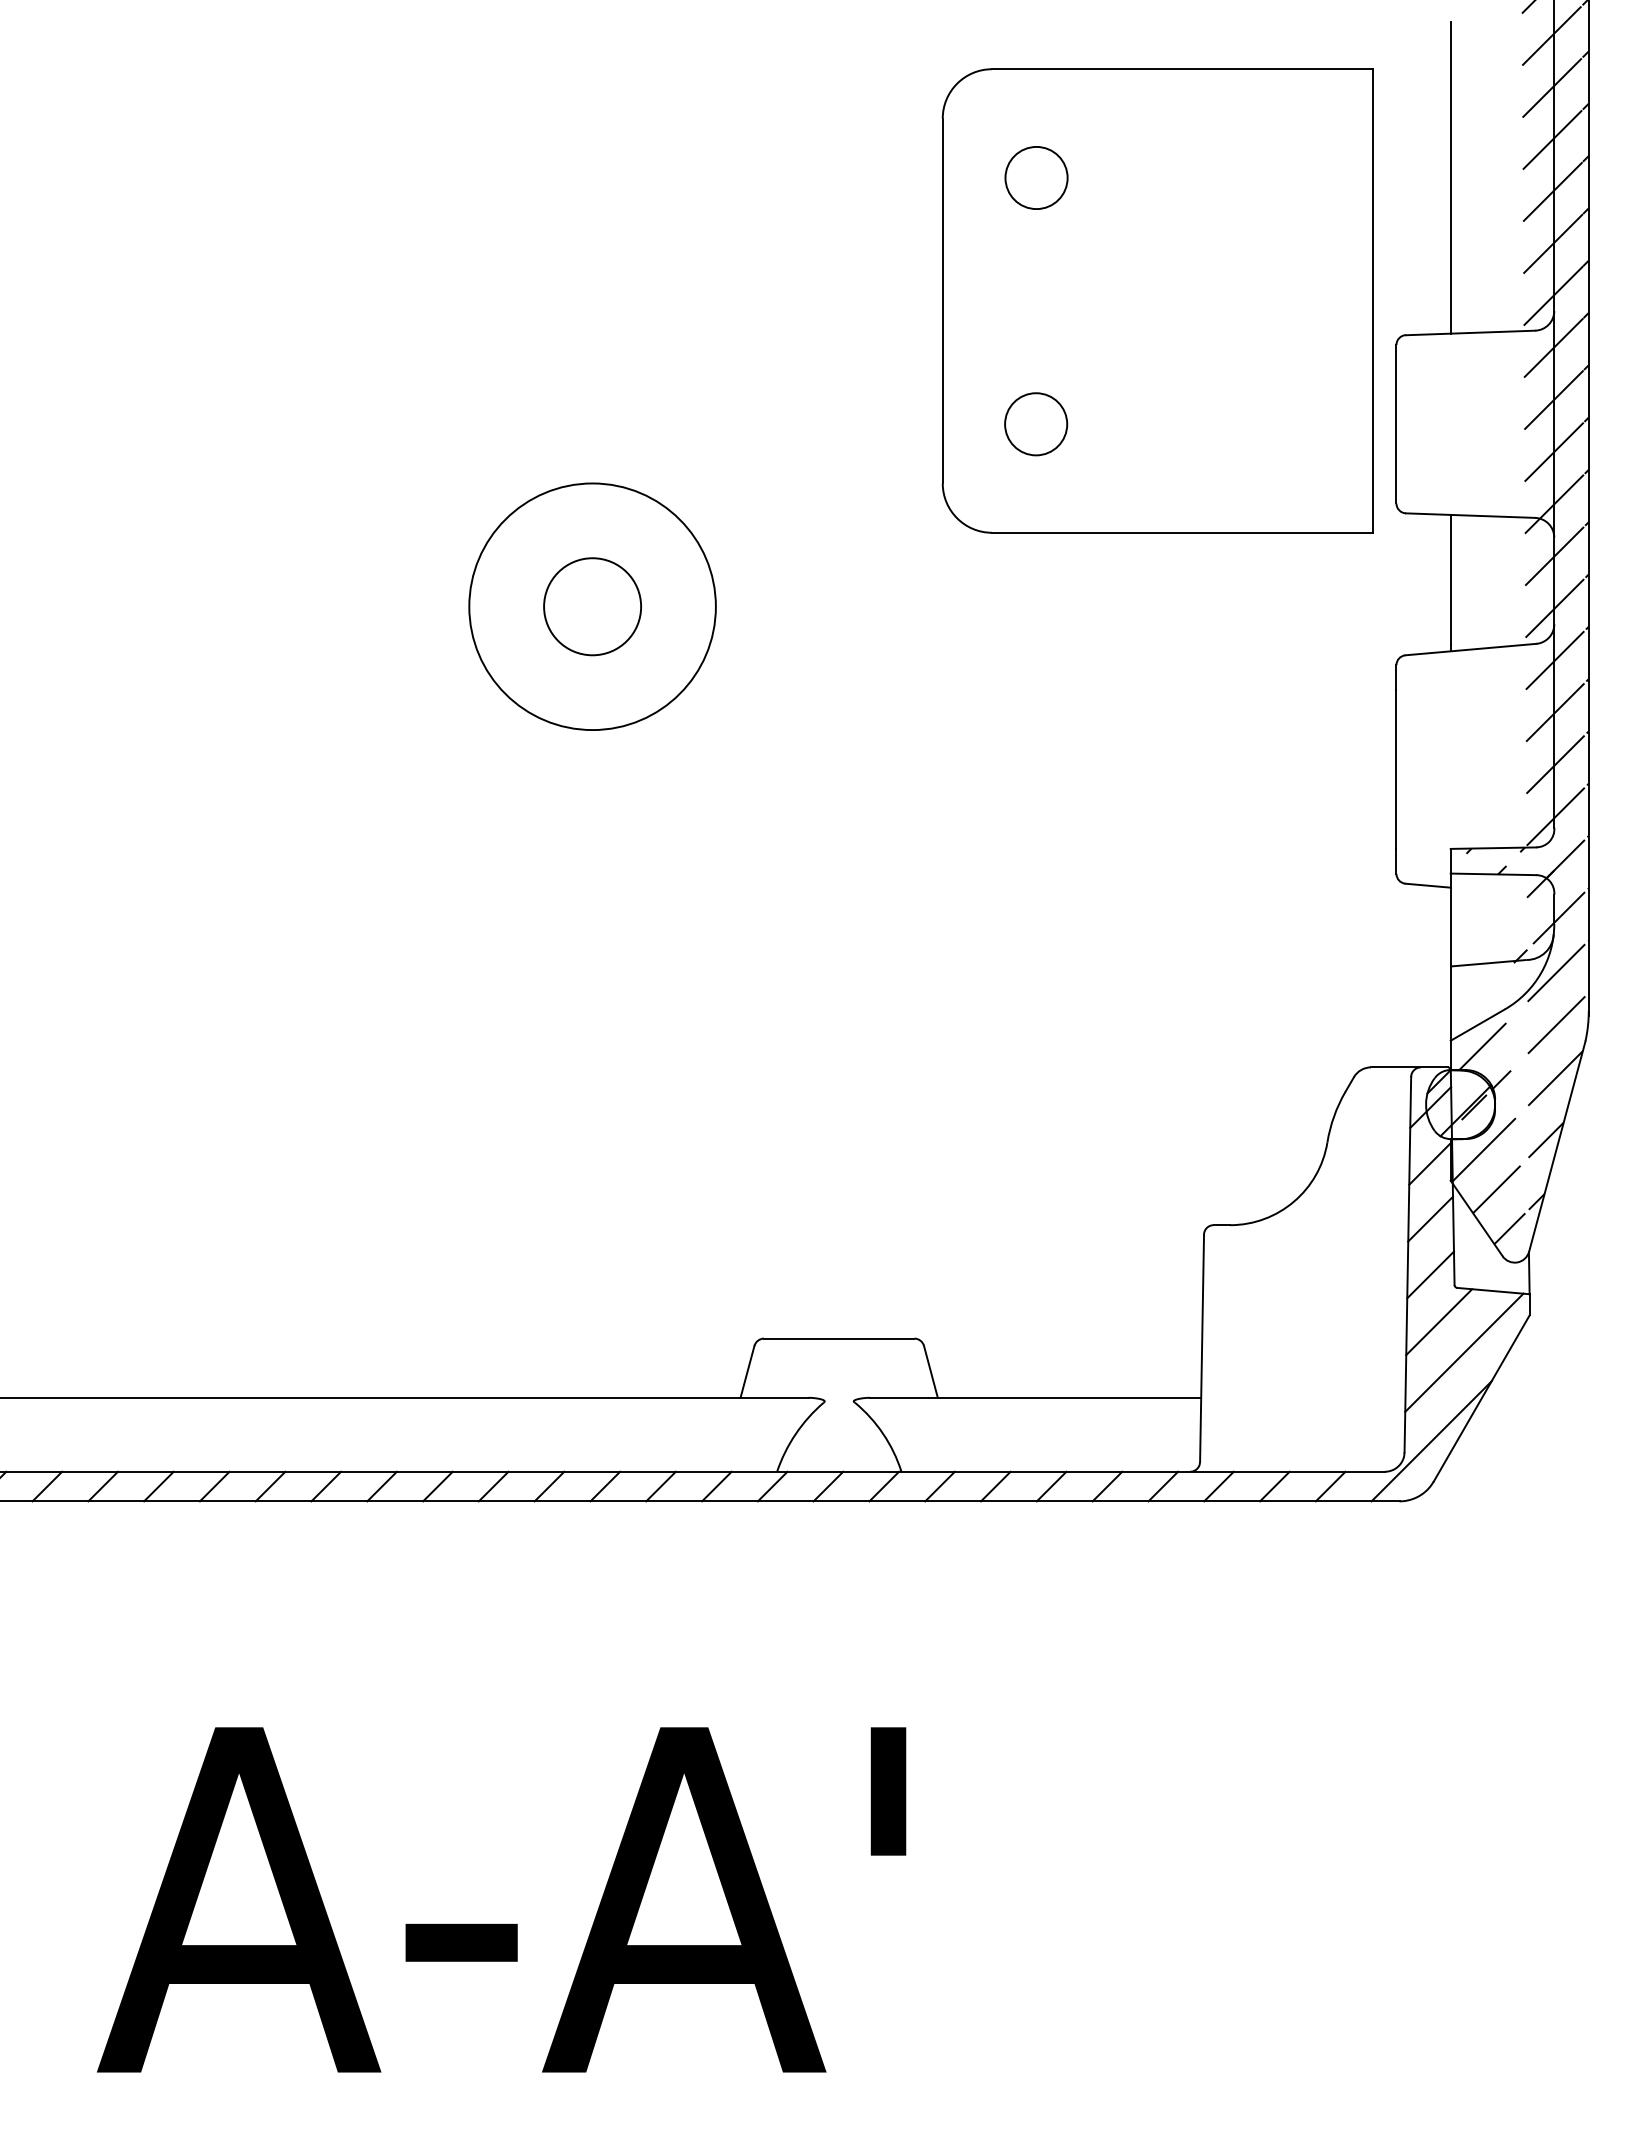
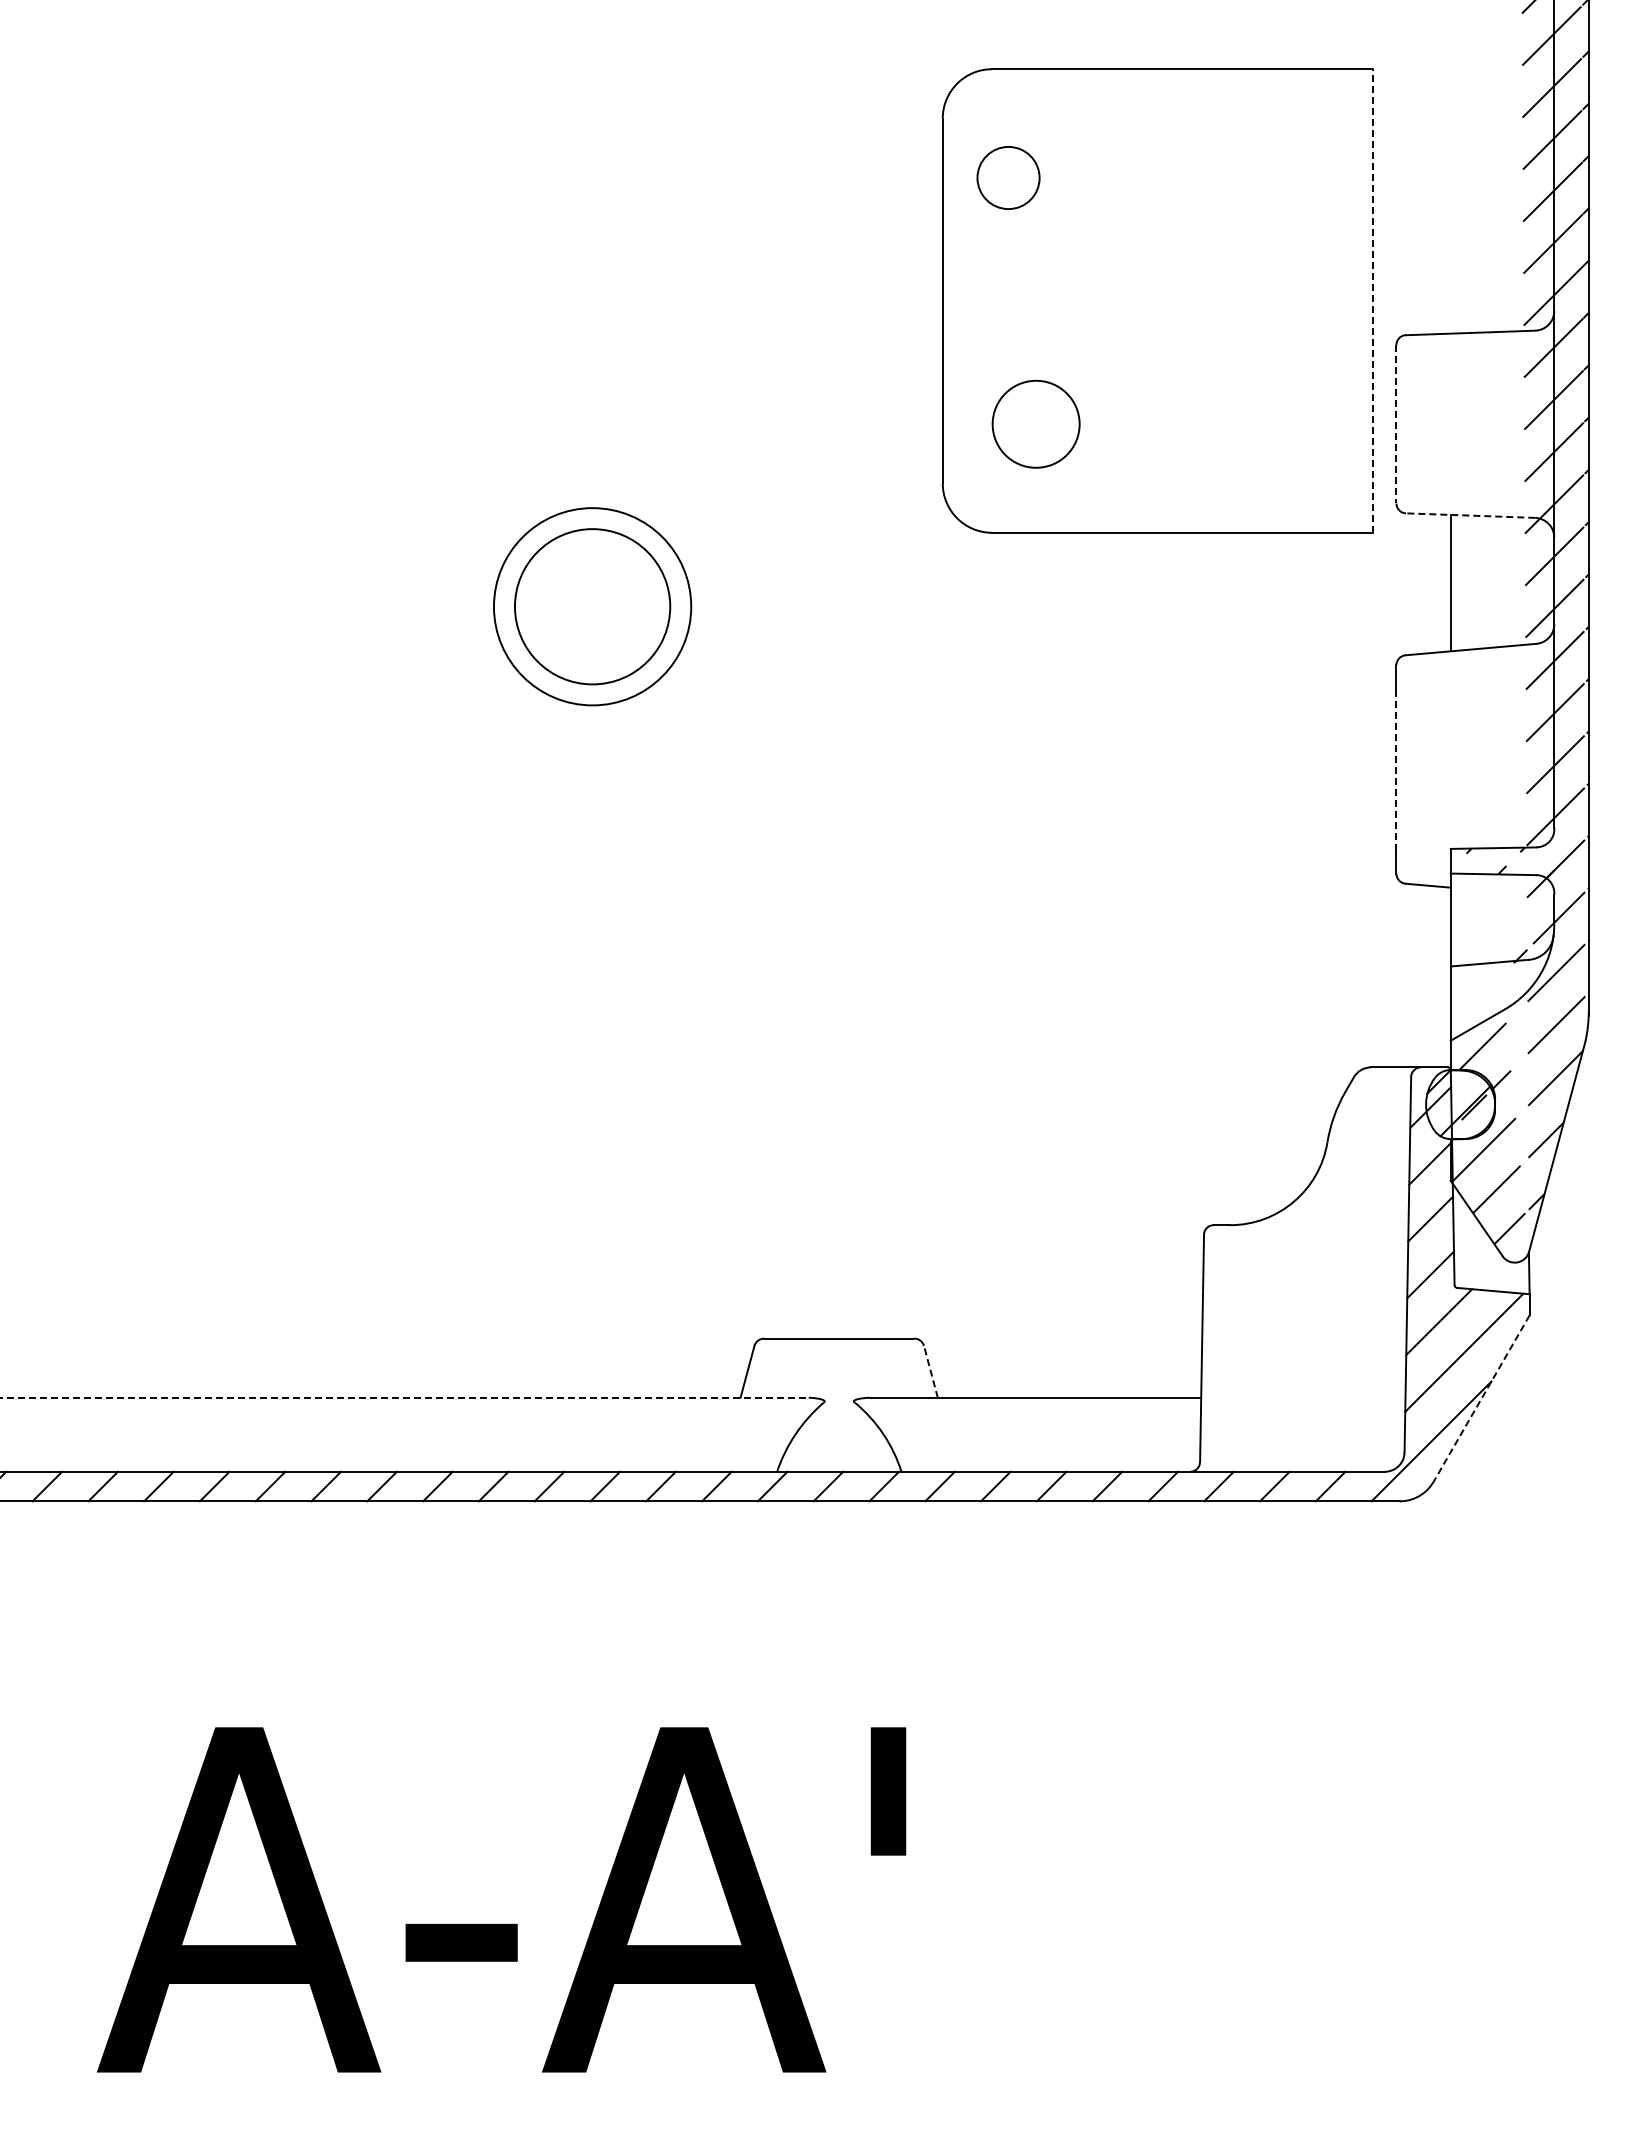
circle position: (1036, 177) -> (1008, 177) (1008, 177)
line: present -> none (1450, 177)
line: solid -> dashed (1372, 301)
circle diameter: 62 px -> 87 px (1035, 423)
line: solid -> dashed (1396, 424)
line: solid -> dashed (1470, 515)
circle diameter: 247 px -> 197 px (592, 606)
circle diameter: 97 px -> 155 px (592, 606)
line: solid -> dashed (1396, 769)
line: solid -> dashed (930, 1371)
line: solid -> dashed (404, 1397)
line: solid -> dashed (1481, 1398)
